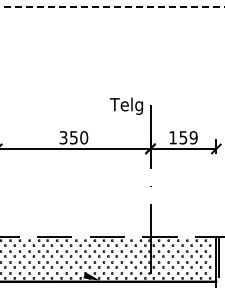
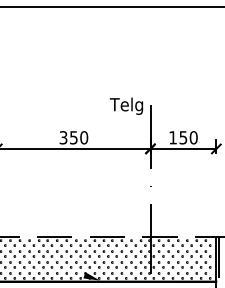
line: dashed -> solid (112, 7)
text: 159 -> 150 (193, 137)
